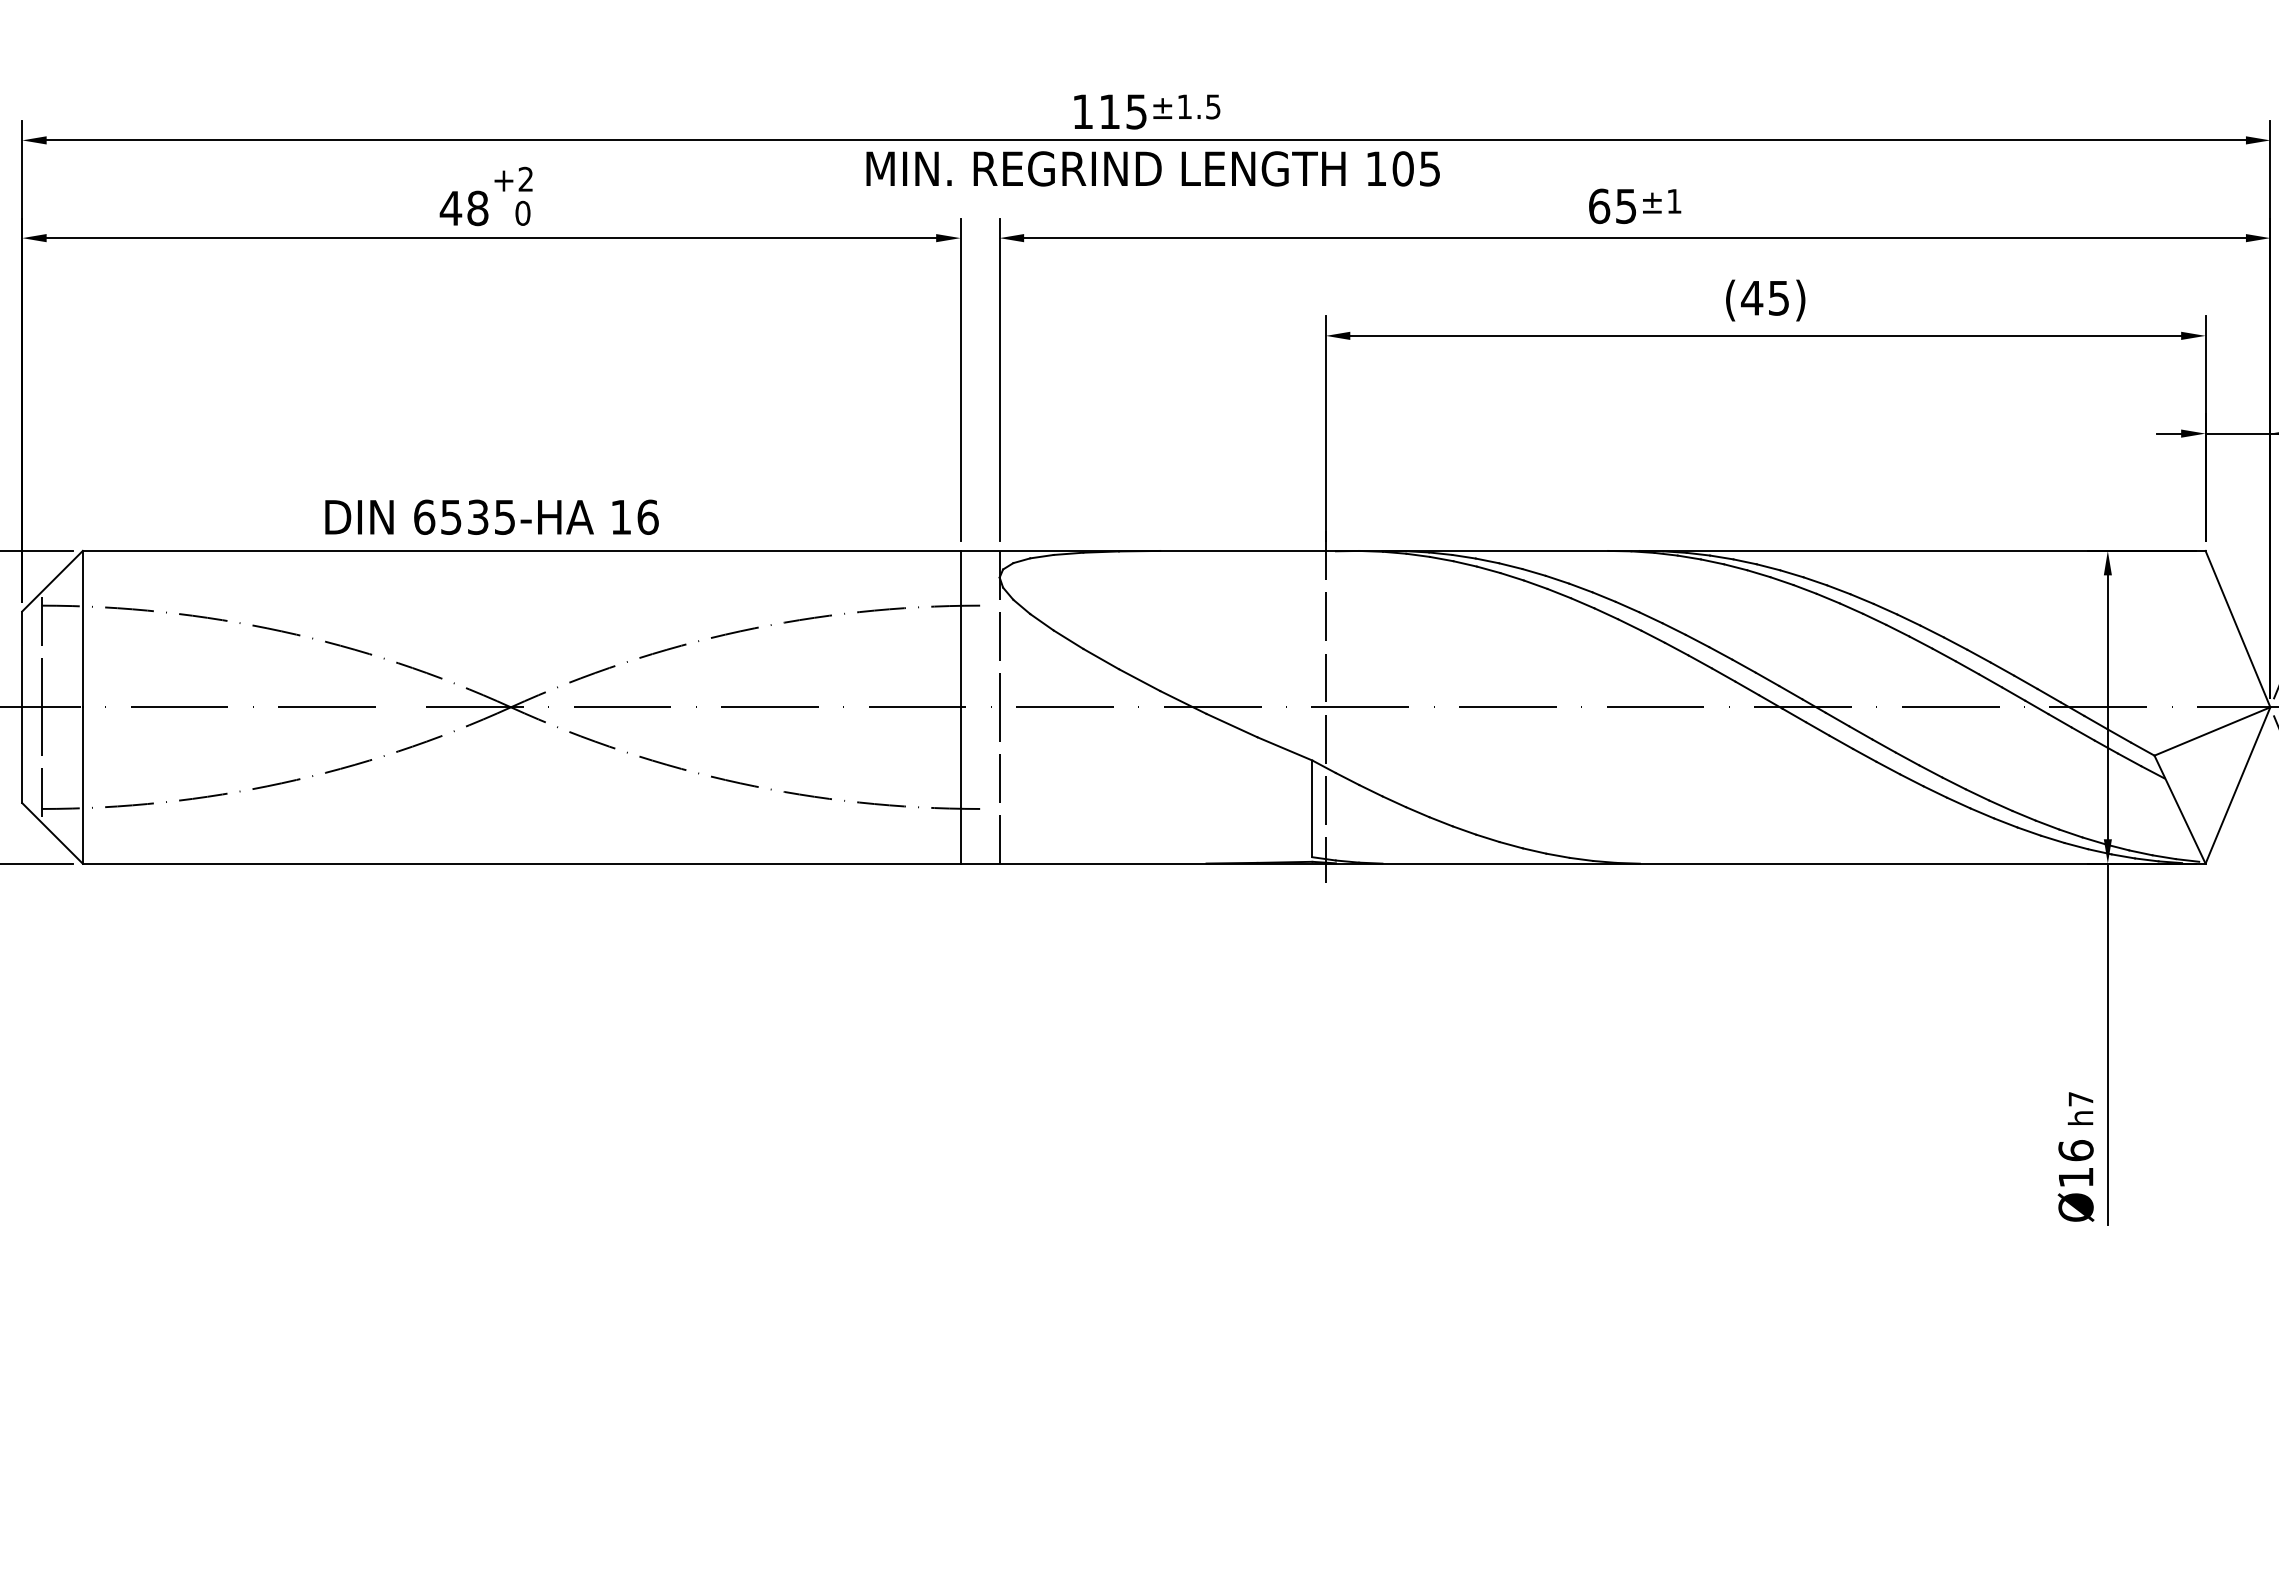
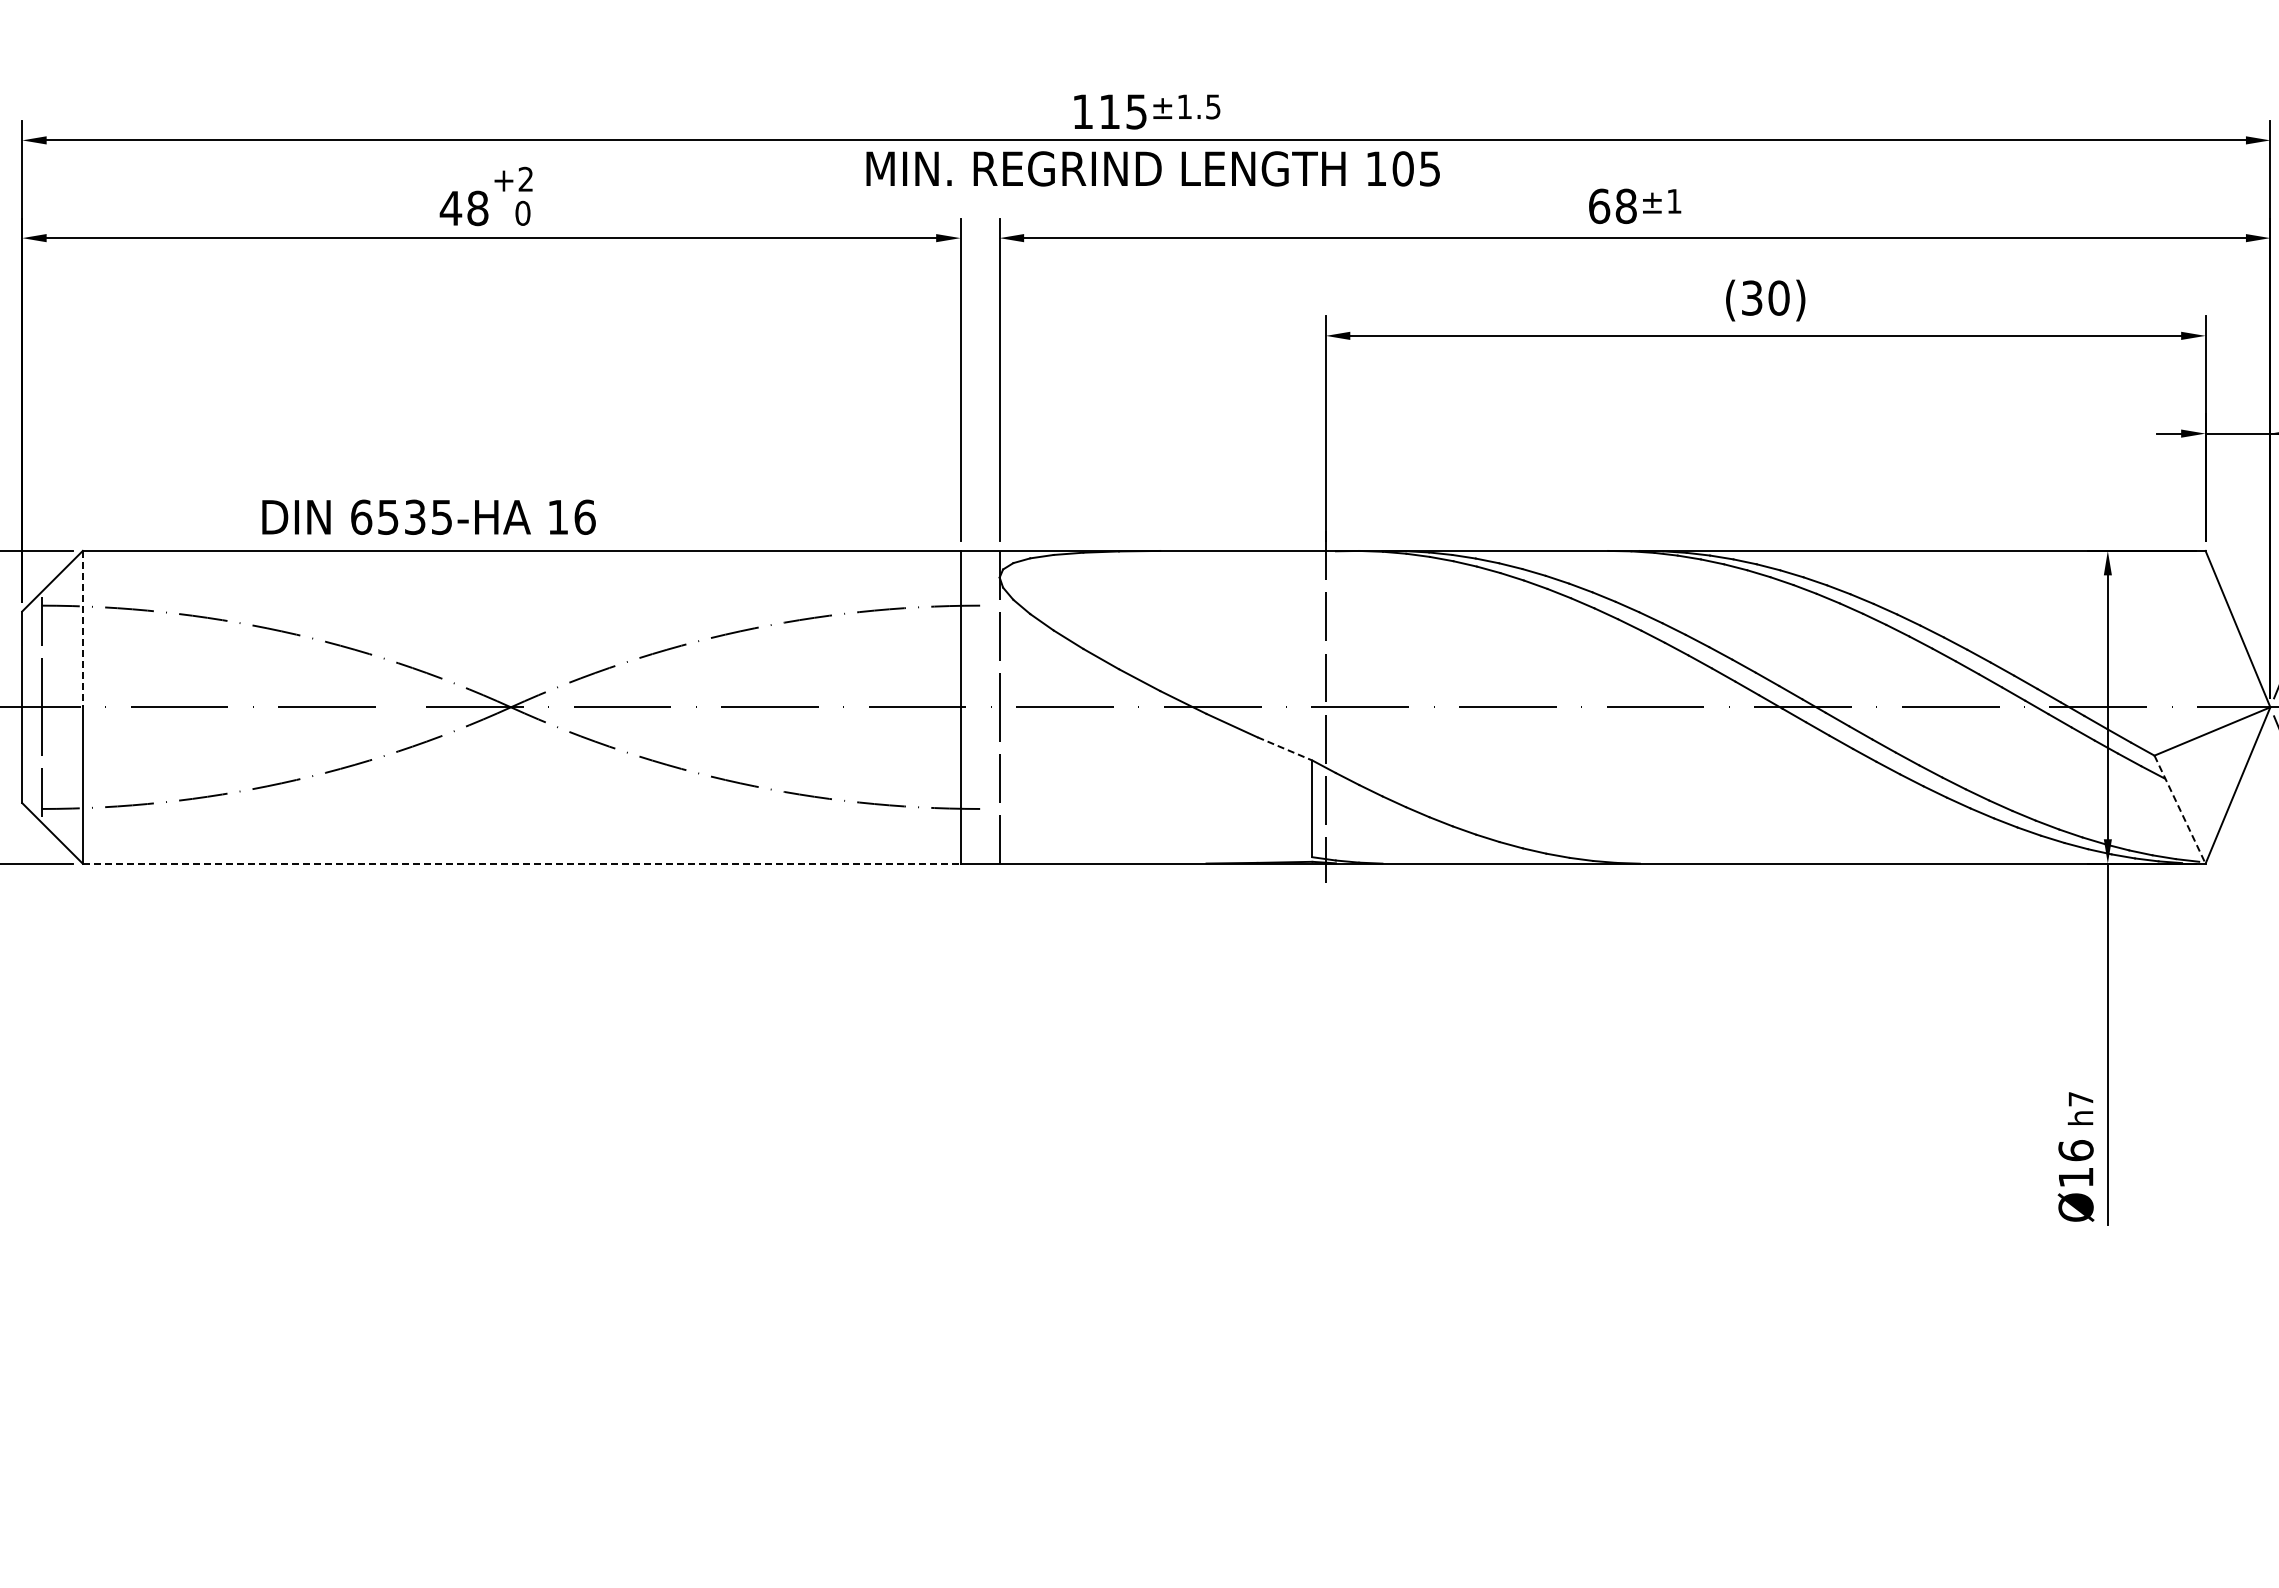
text: 65 -> 68 (1625, 206)
text: (45) -> (30) (1765, 297)
text position: (491, 516) -> (428, 516) (428, 516)
line: solid -> dashed (82, 629)
line: solid -> dashed (1284, 748)
line: solid -> dashed (2180, 809)
line: solid -> dashed (521, 863)
